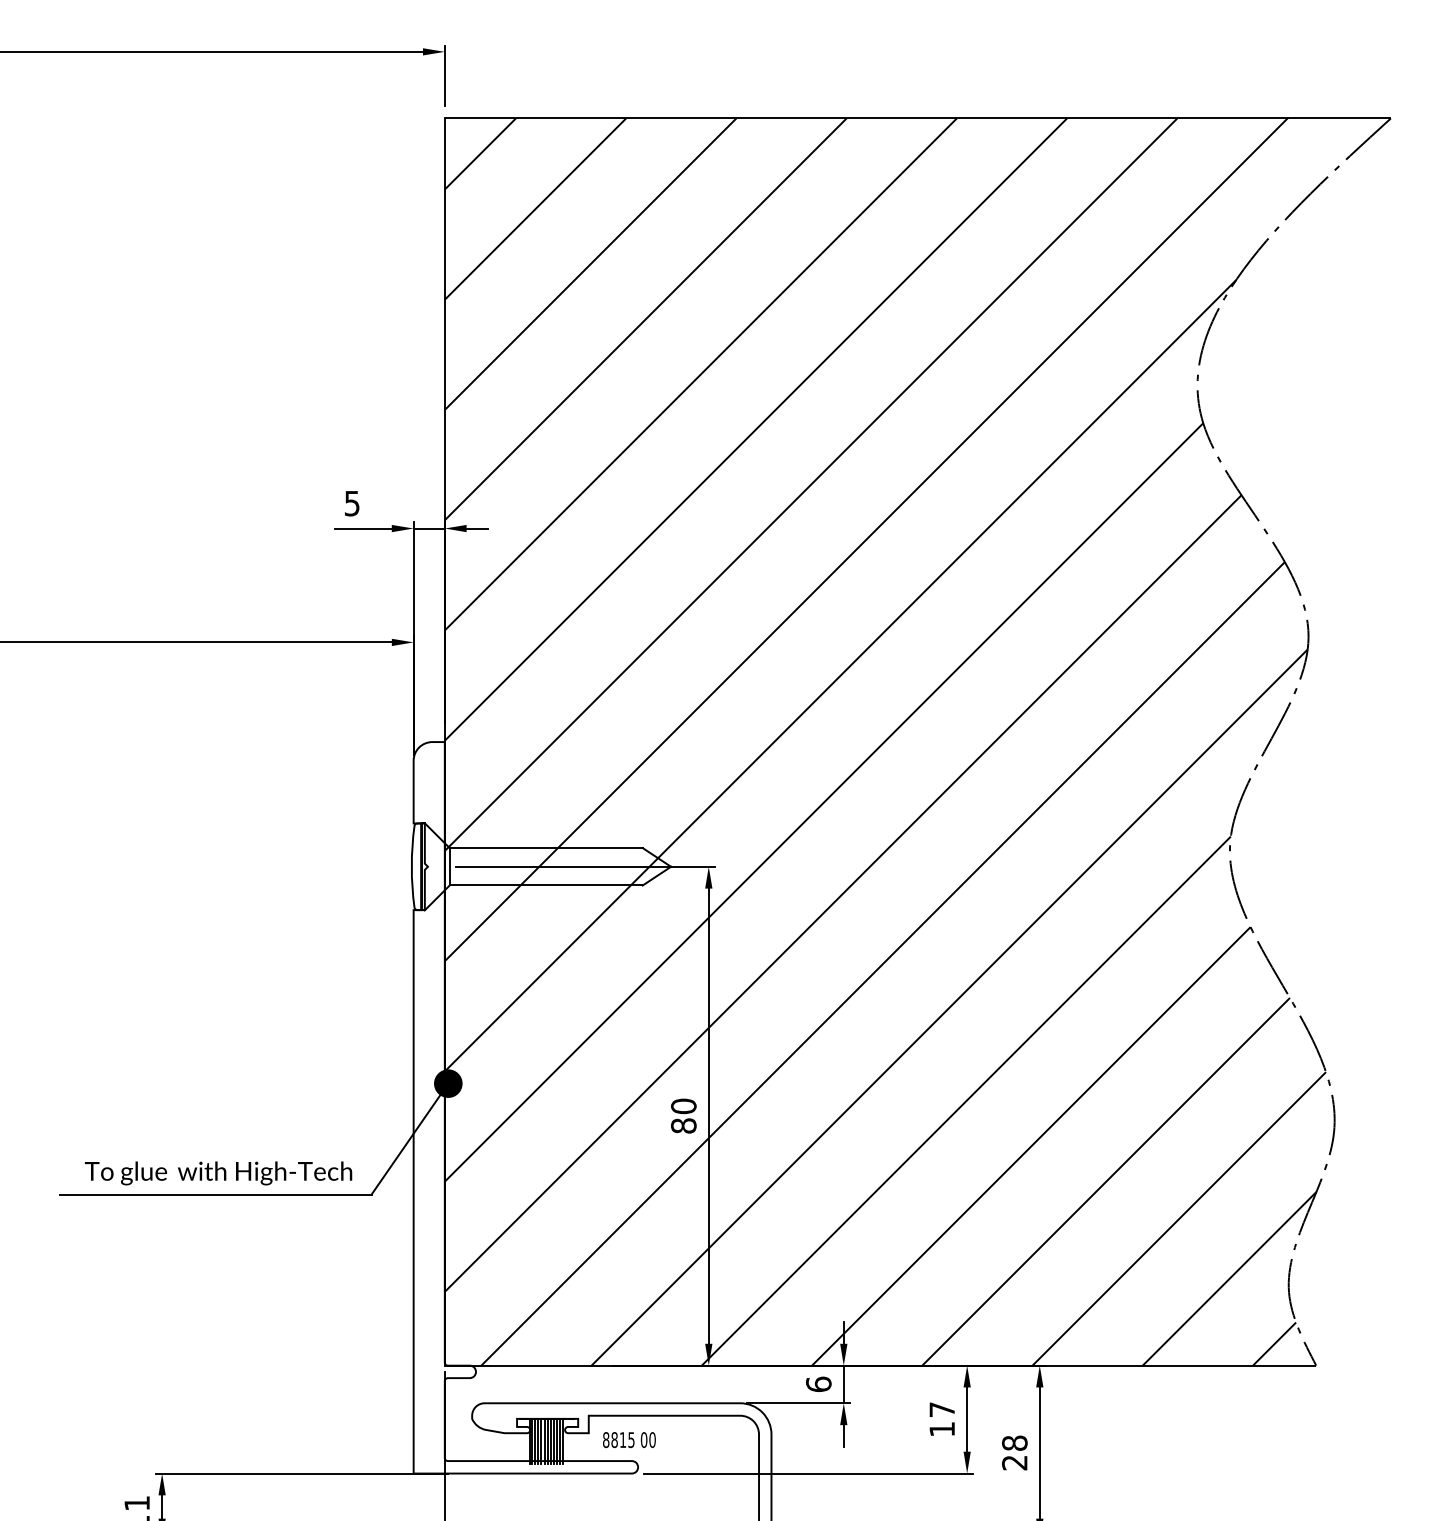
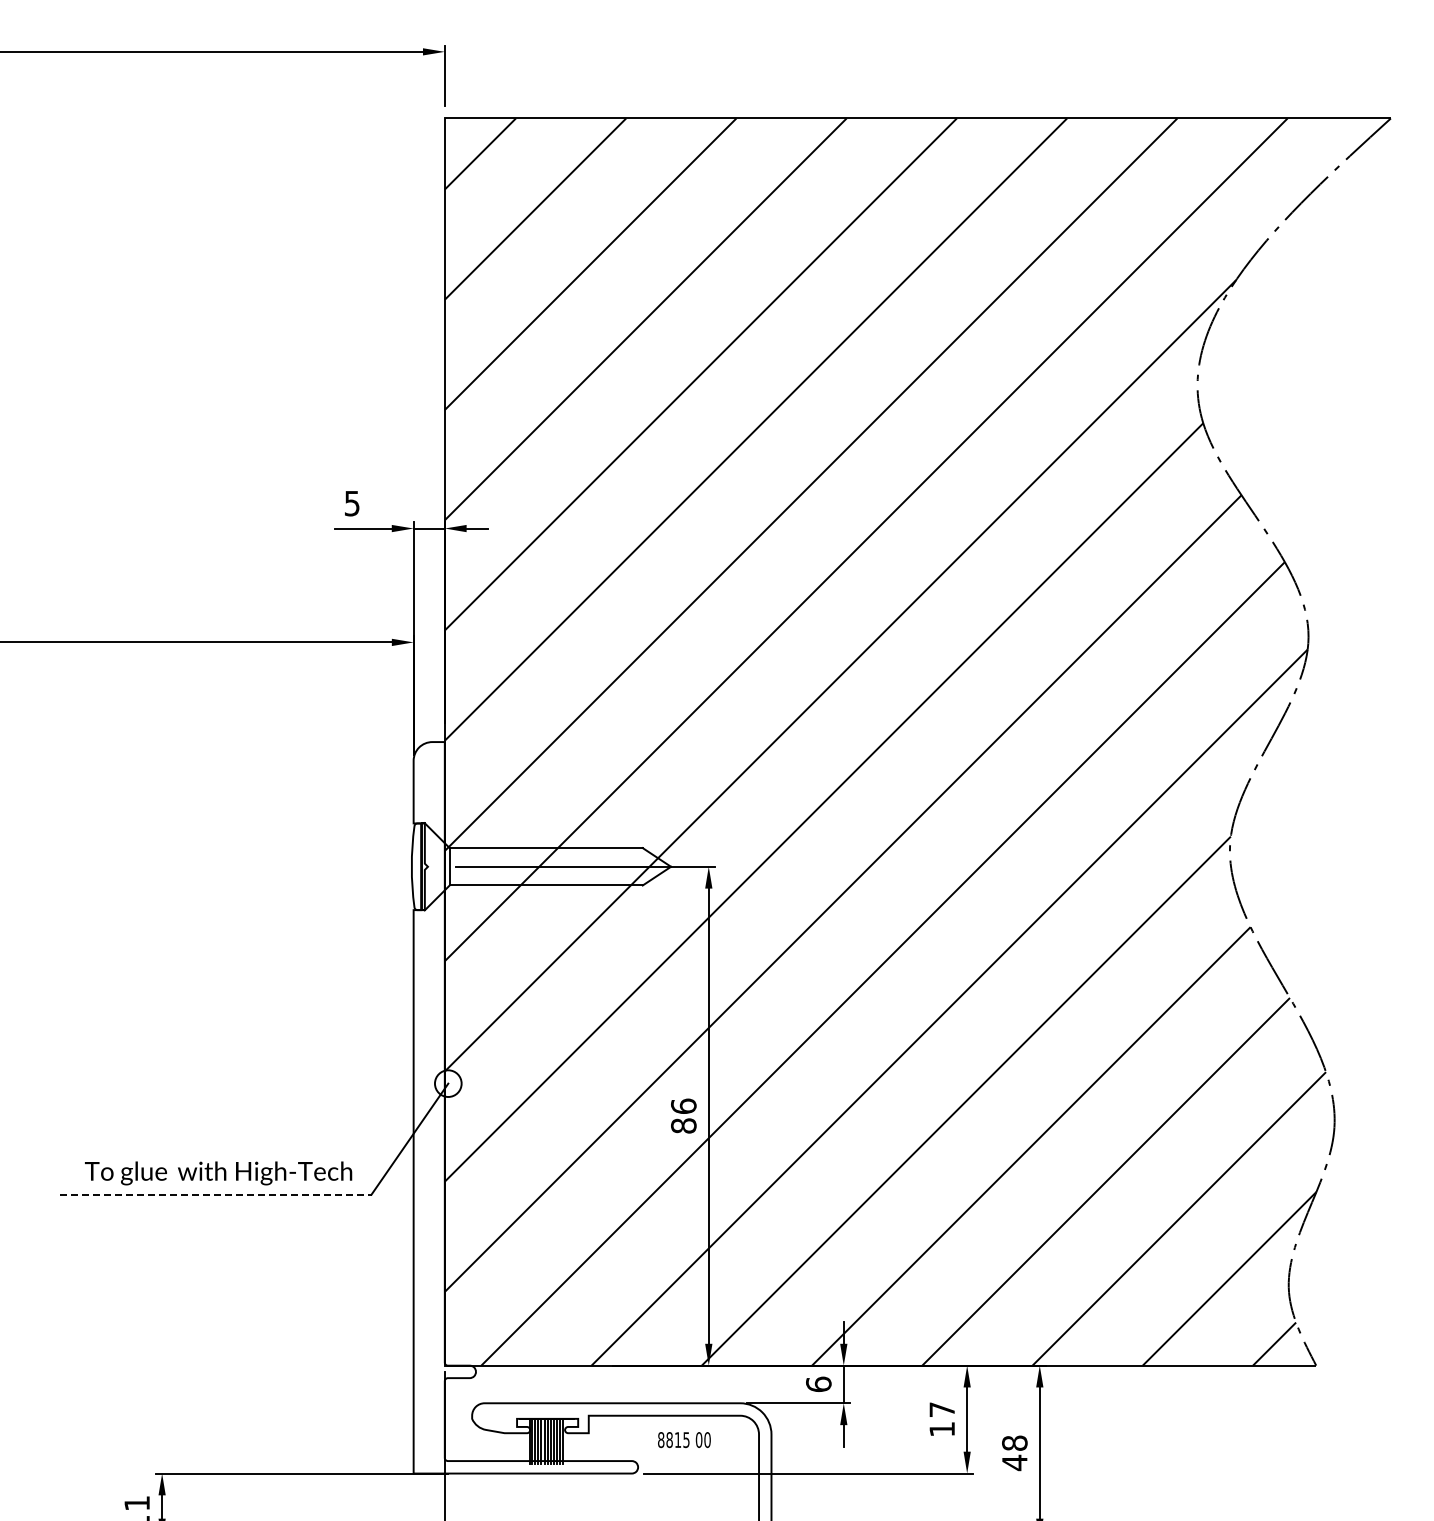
fill: present -> none (447, 1083)
text: 80 -> 86 (683, 1106)
line: solid -> dashed (215, 1194)
text position: (629, 1440) -> (684, 1440) (684, 1440)
text: 28 -> 48 (1014, 1462)
